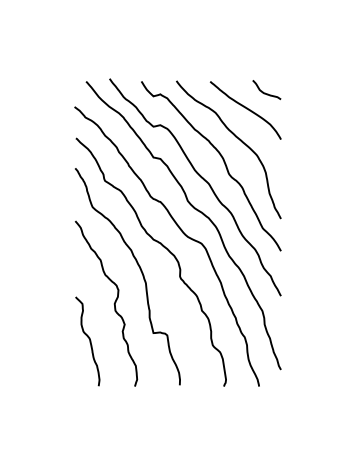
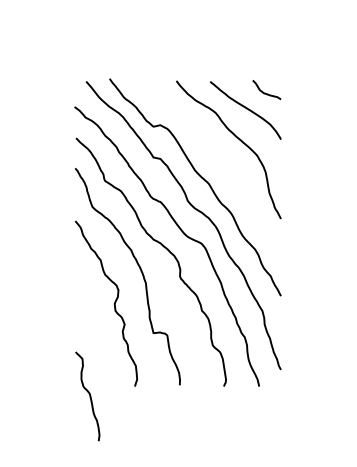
curve: present -> none (223, 162)
curve position: (89, 341) -> (89, 396) (89, 396)
